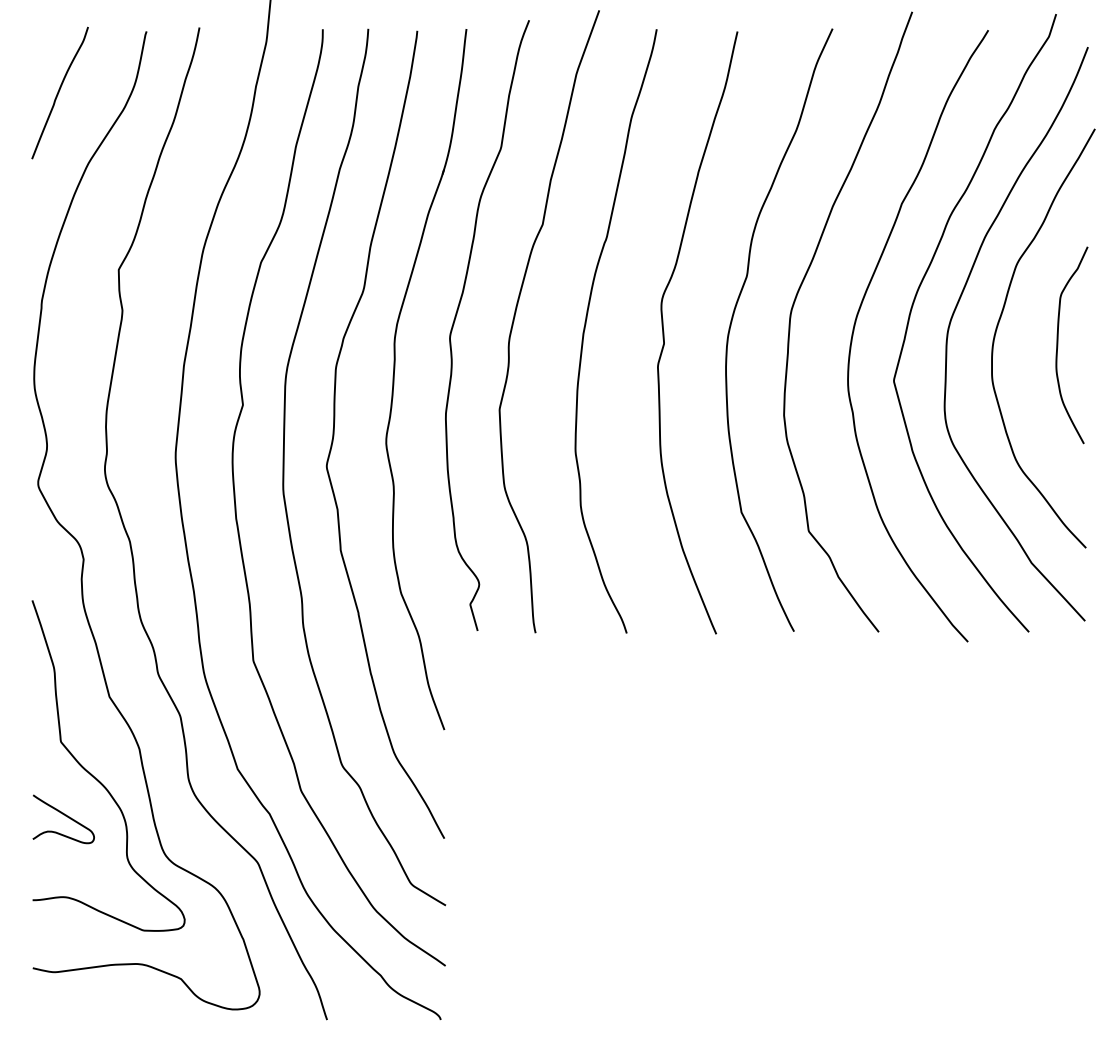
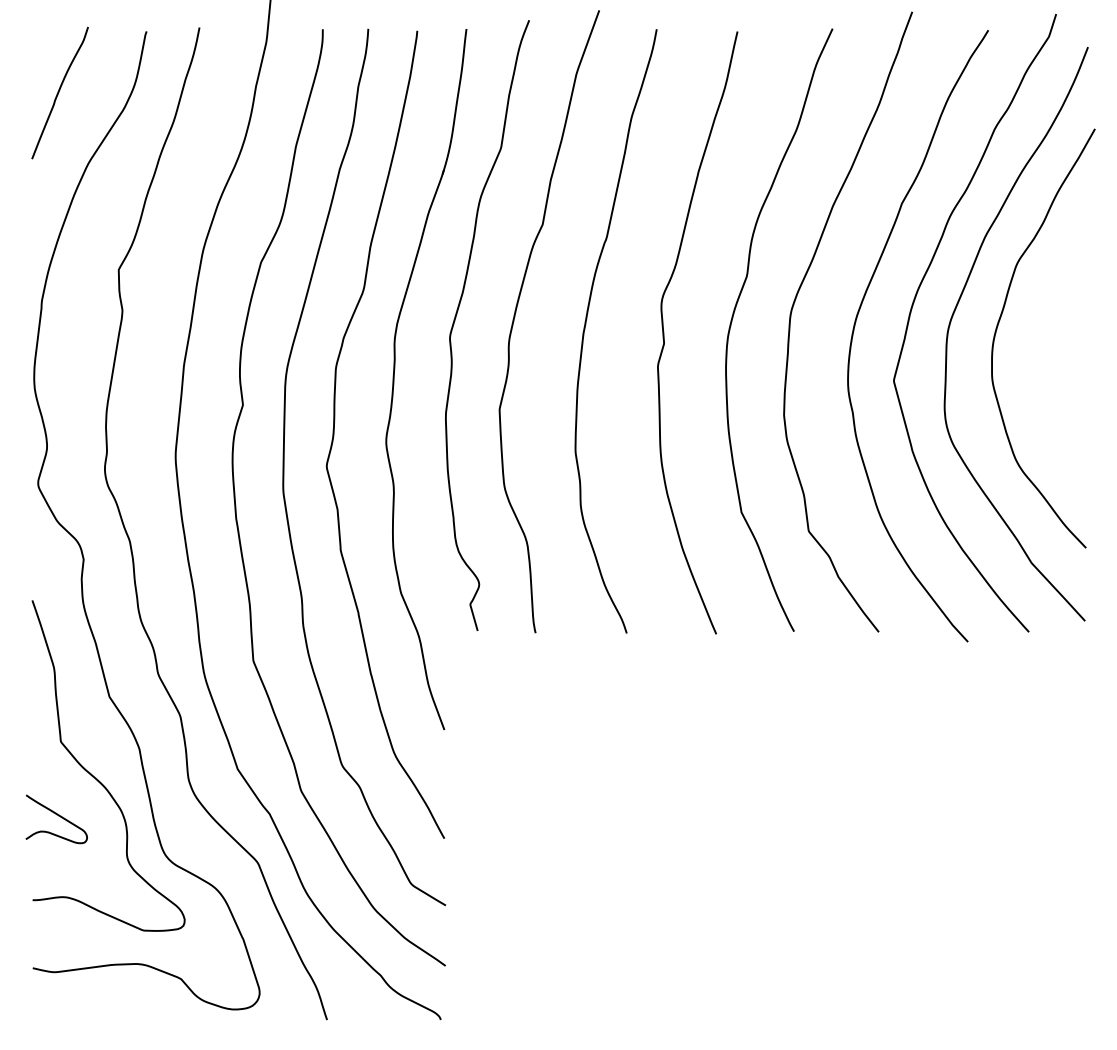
curve: present -> none (1058, 345)
curve position: (65, 816) -> (58, 816) (58, 816)
